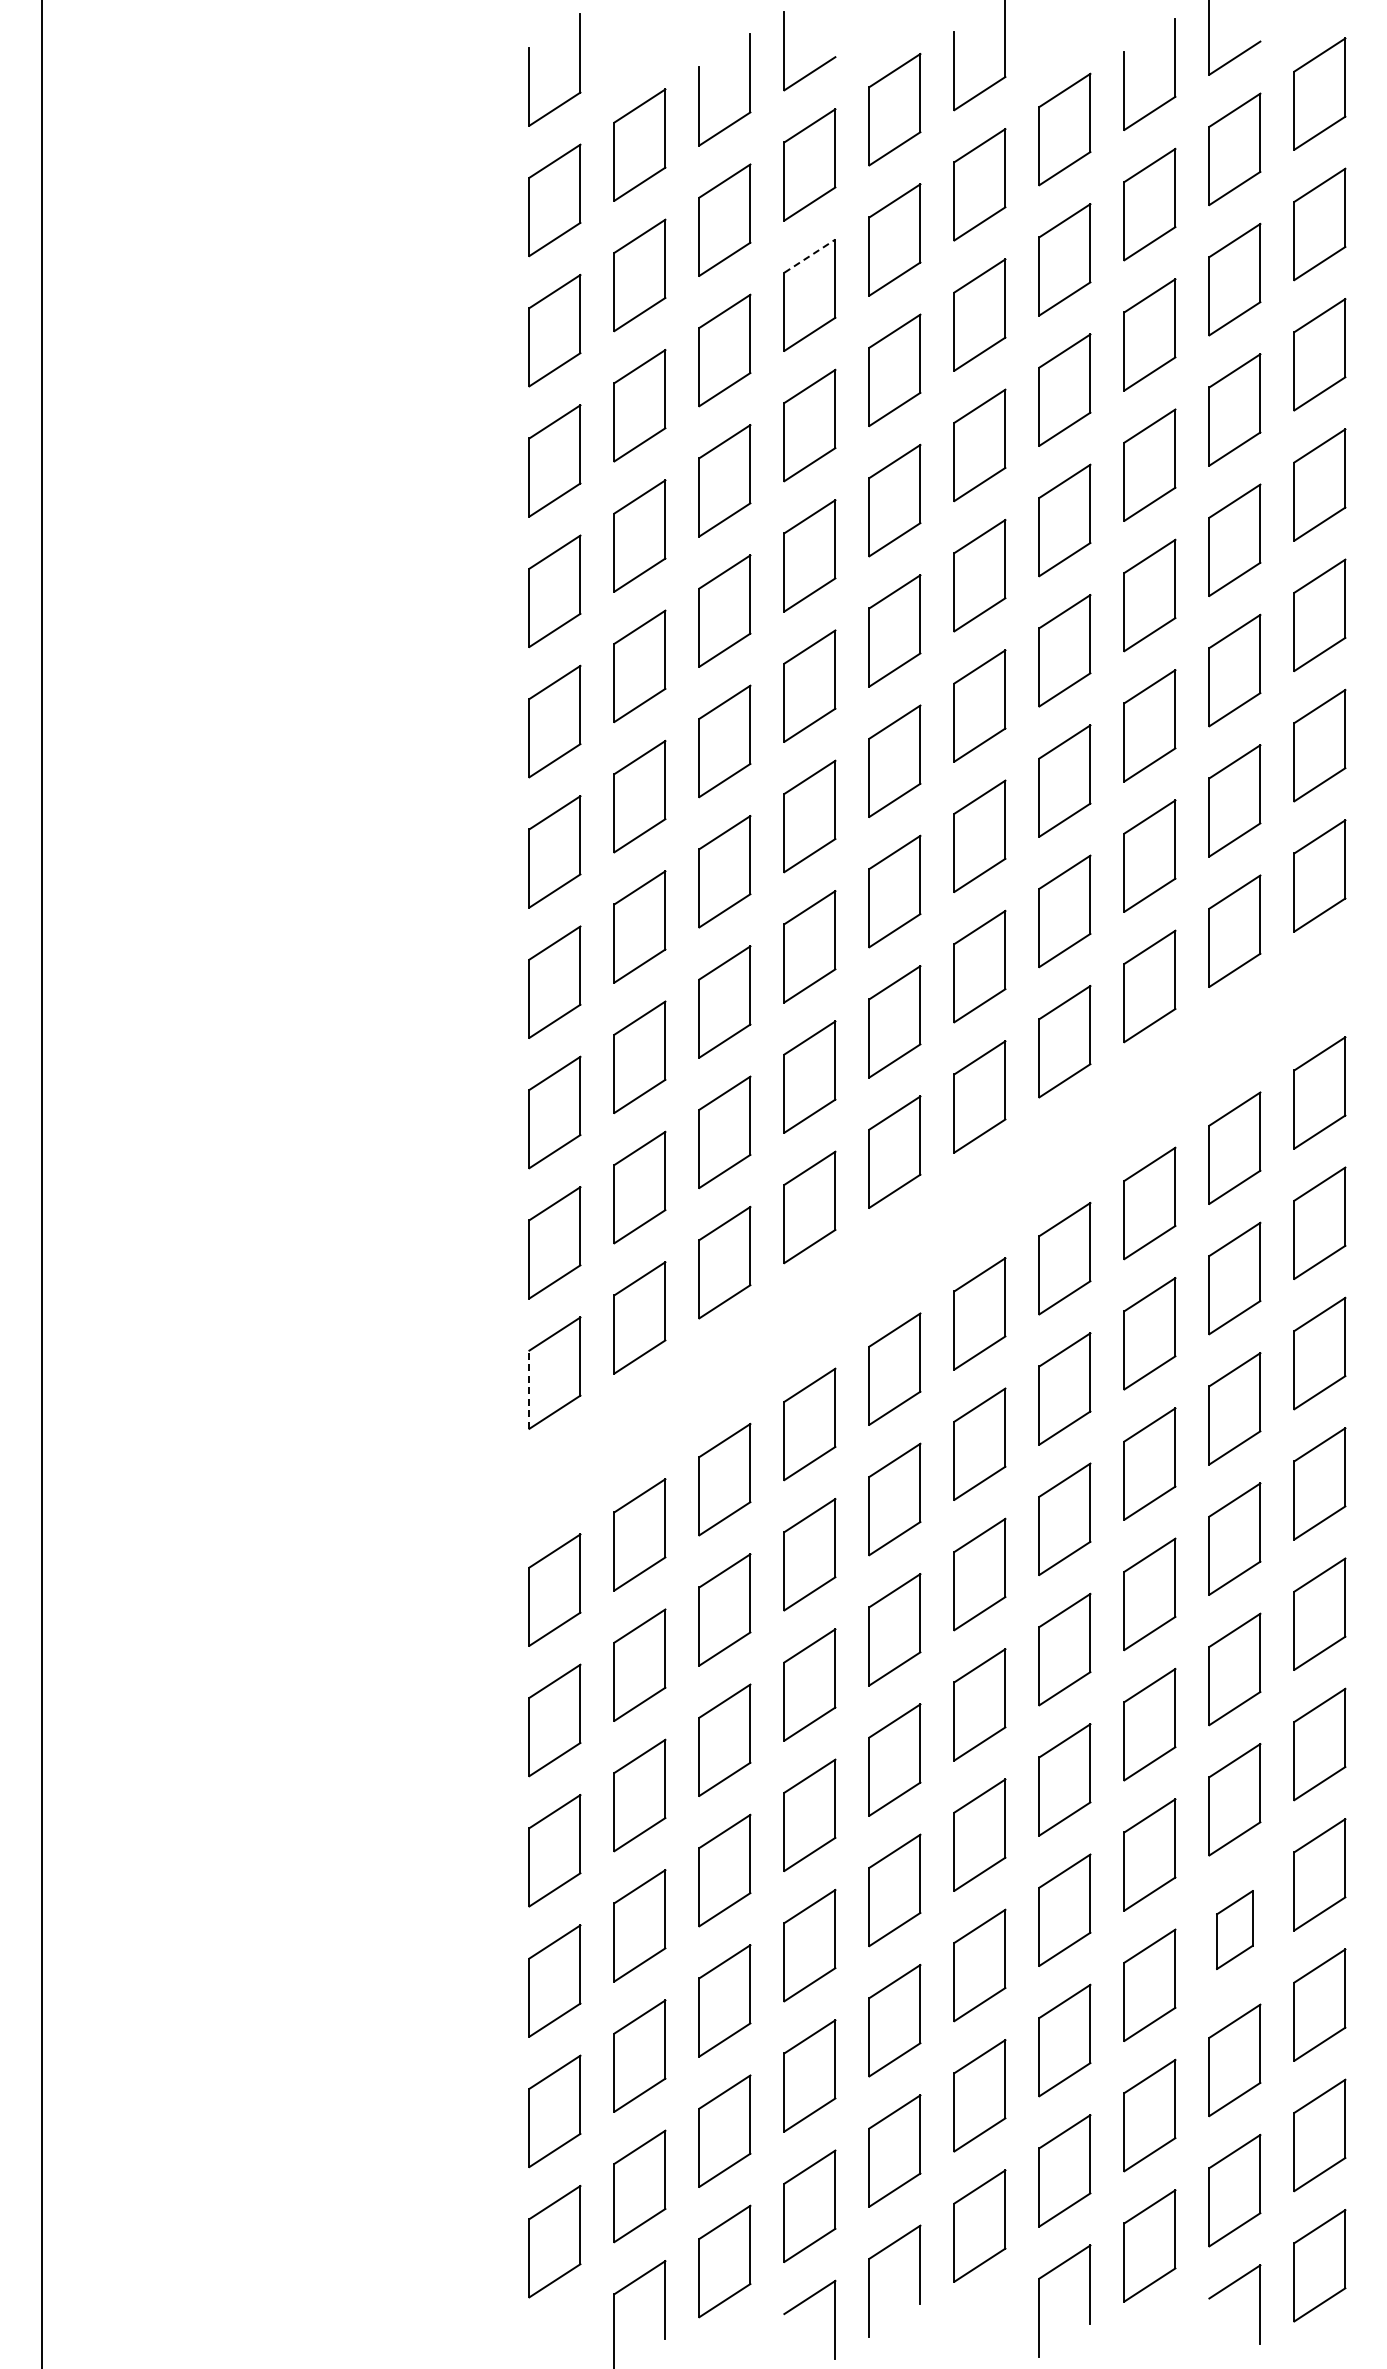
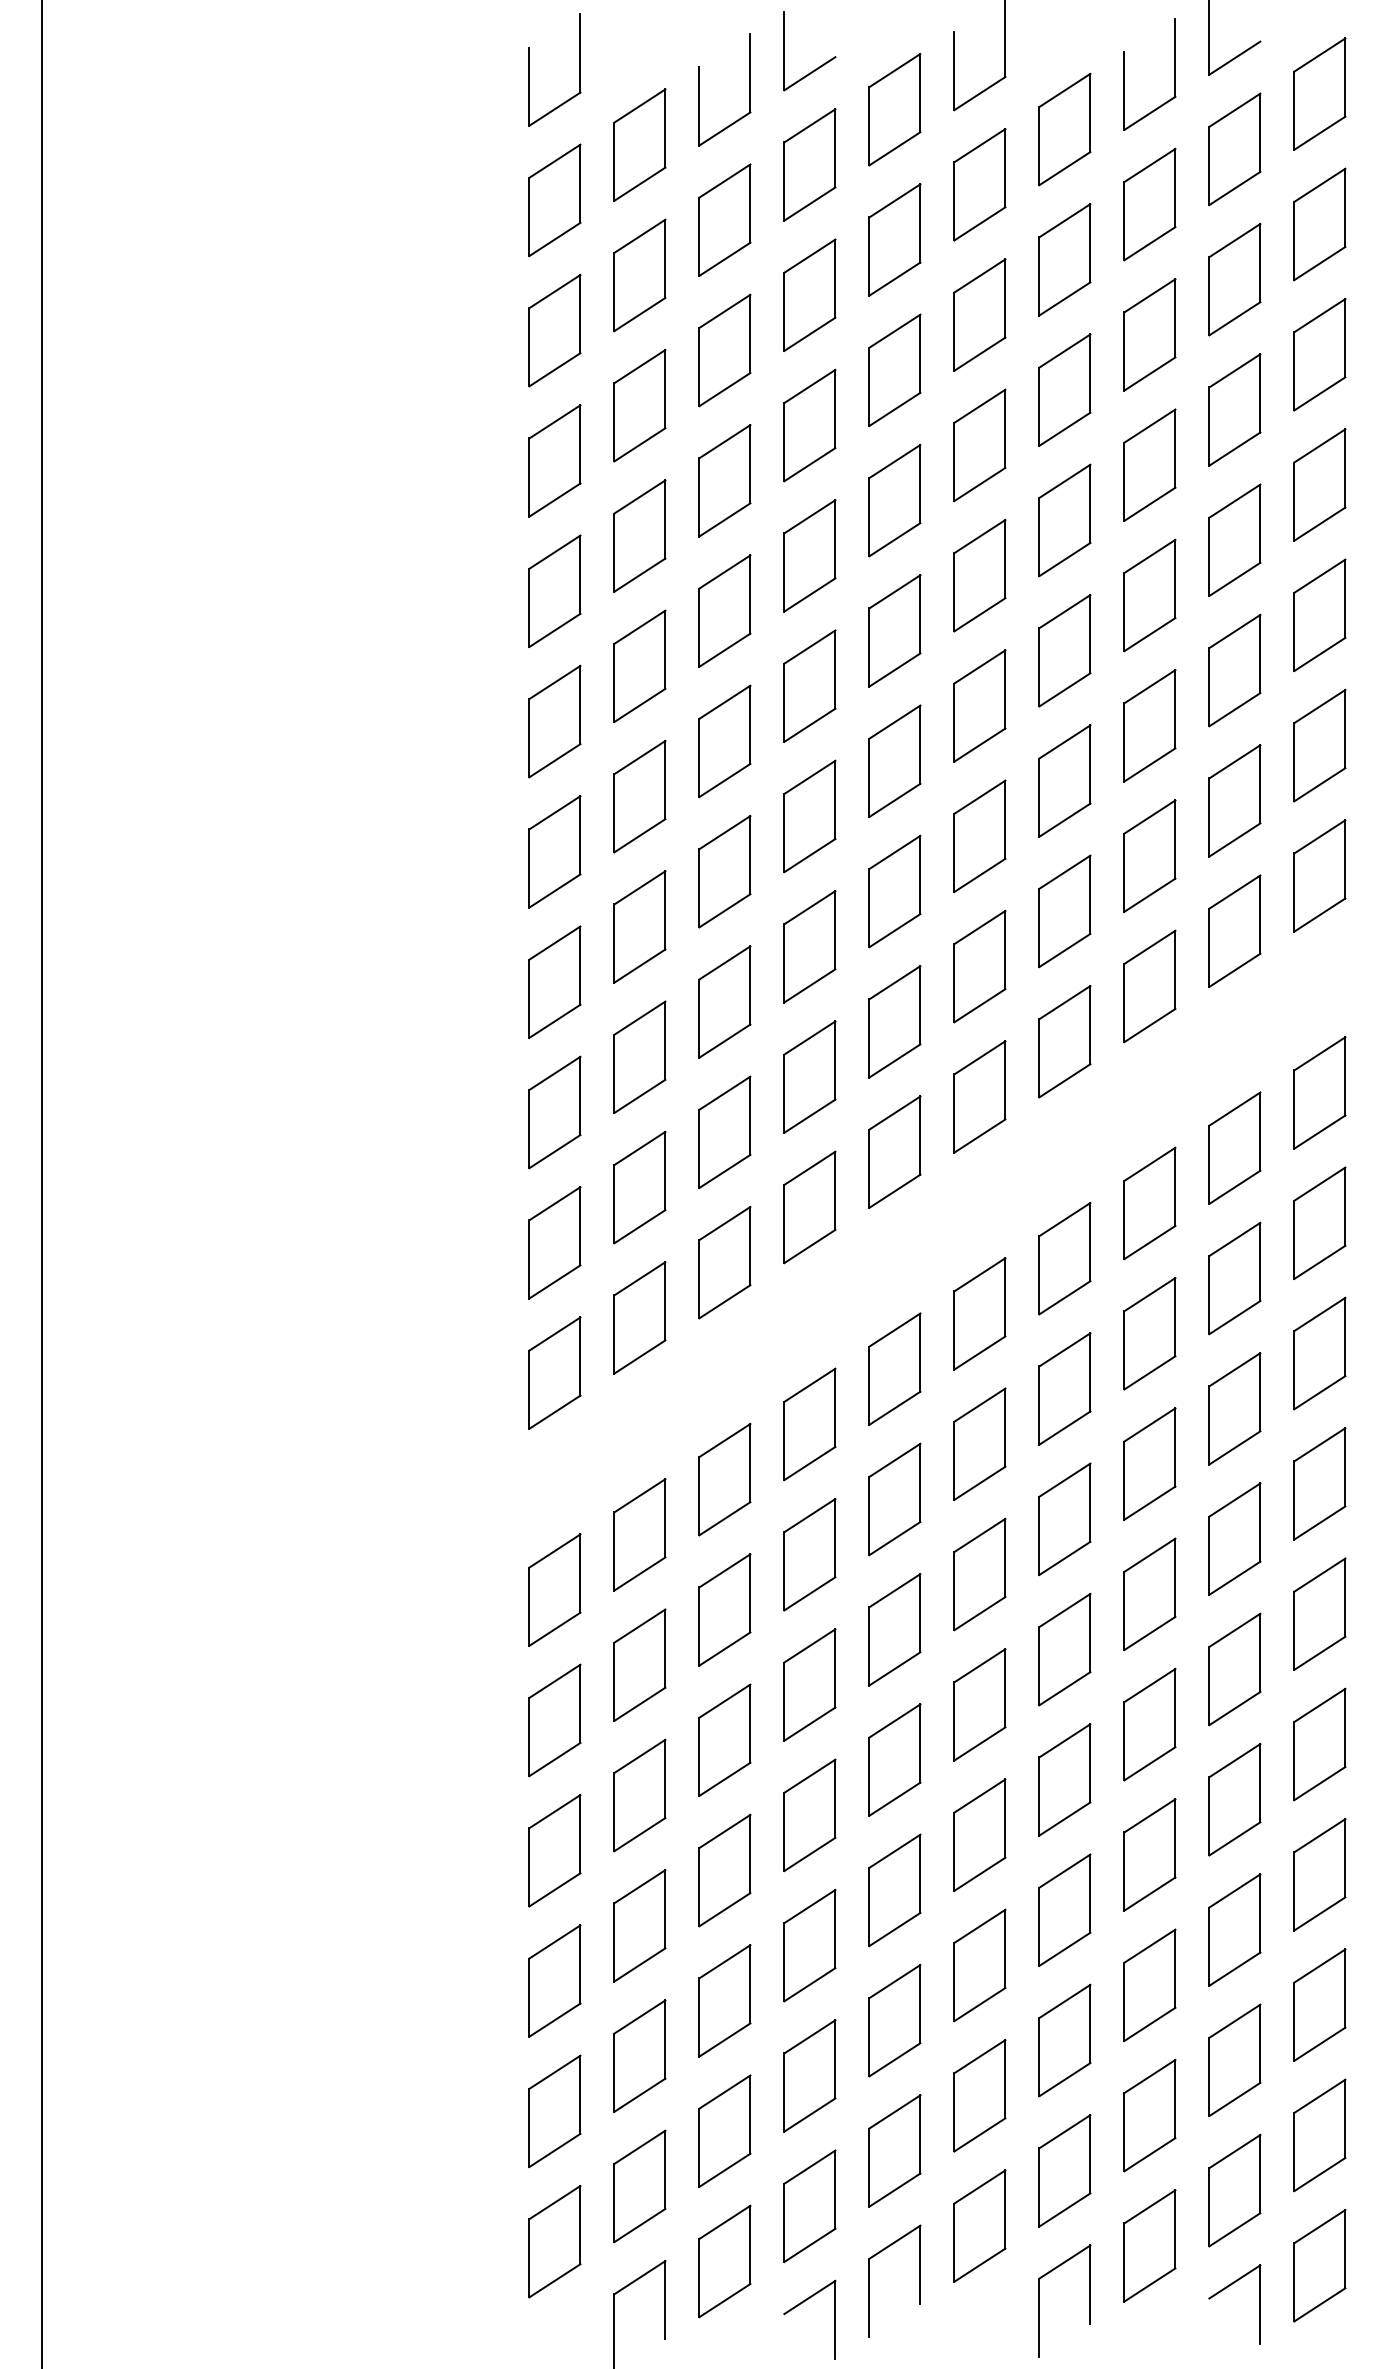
line: dashed -> solid (810, 255)
line: dashed -> solid (529, 1389)
part size: 38x80 px -> 54x114 px (1234, 1929)
